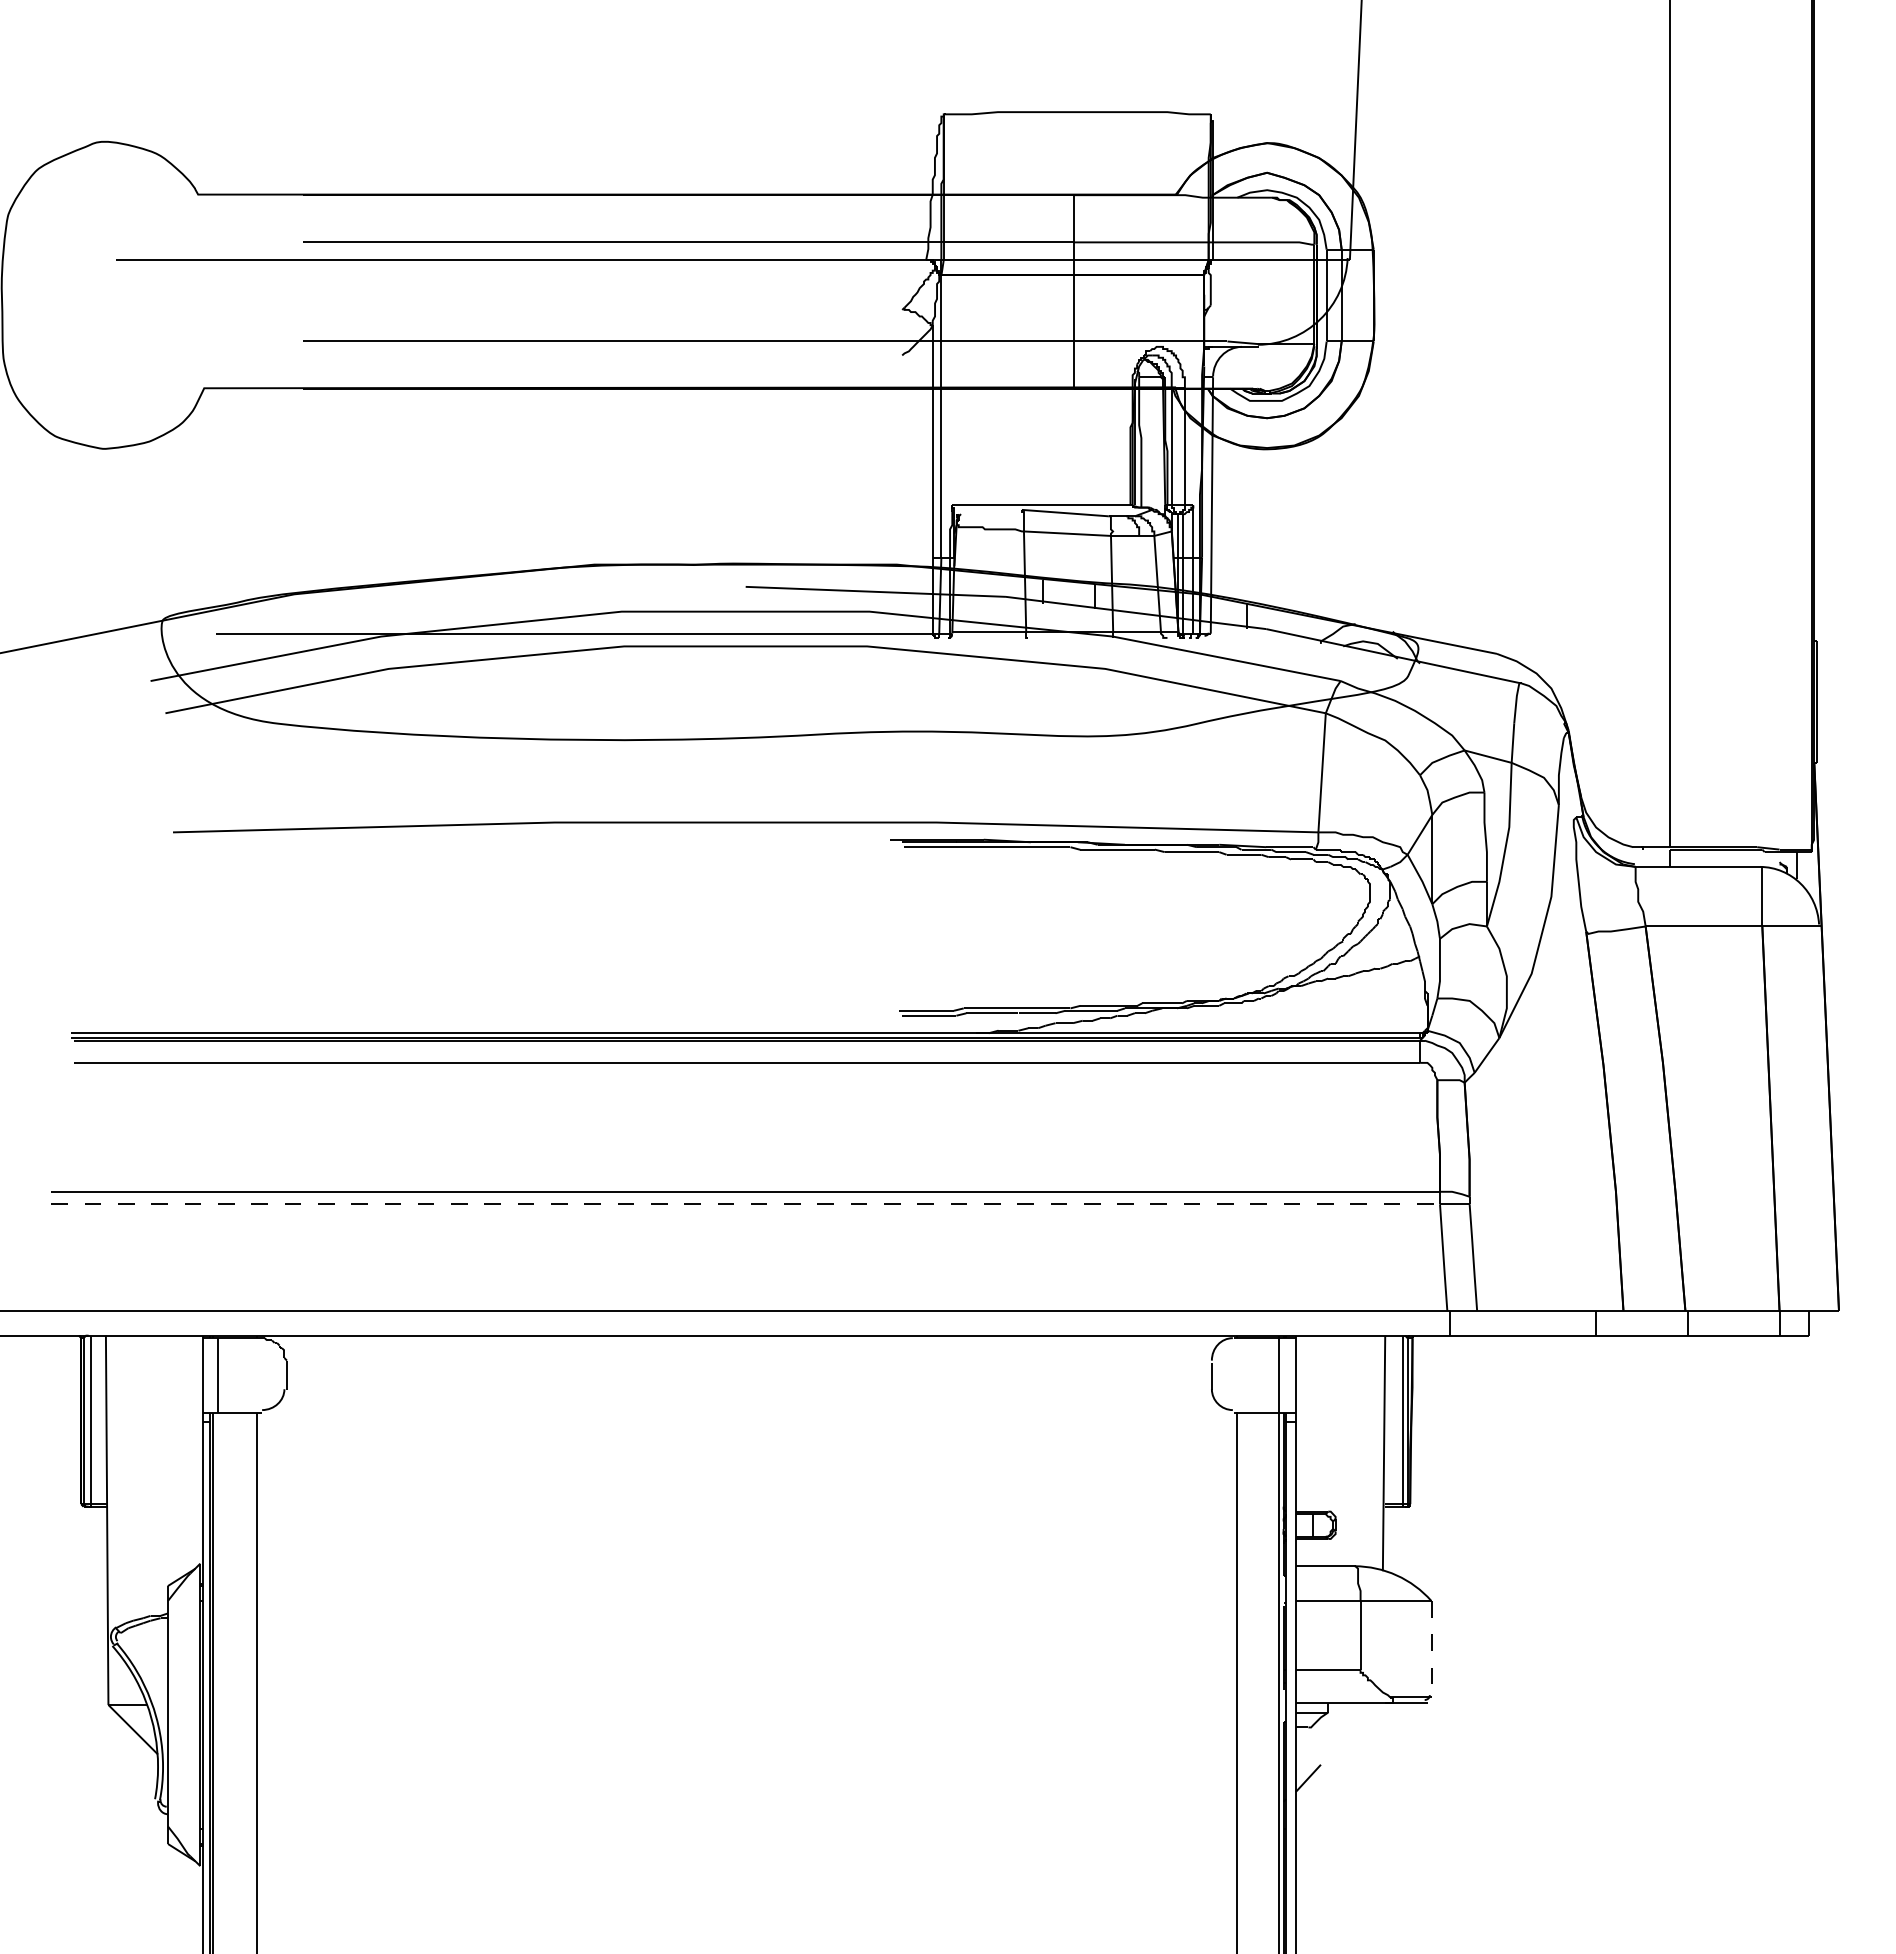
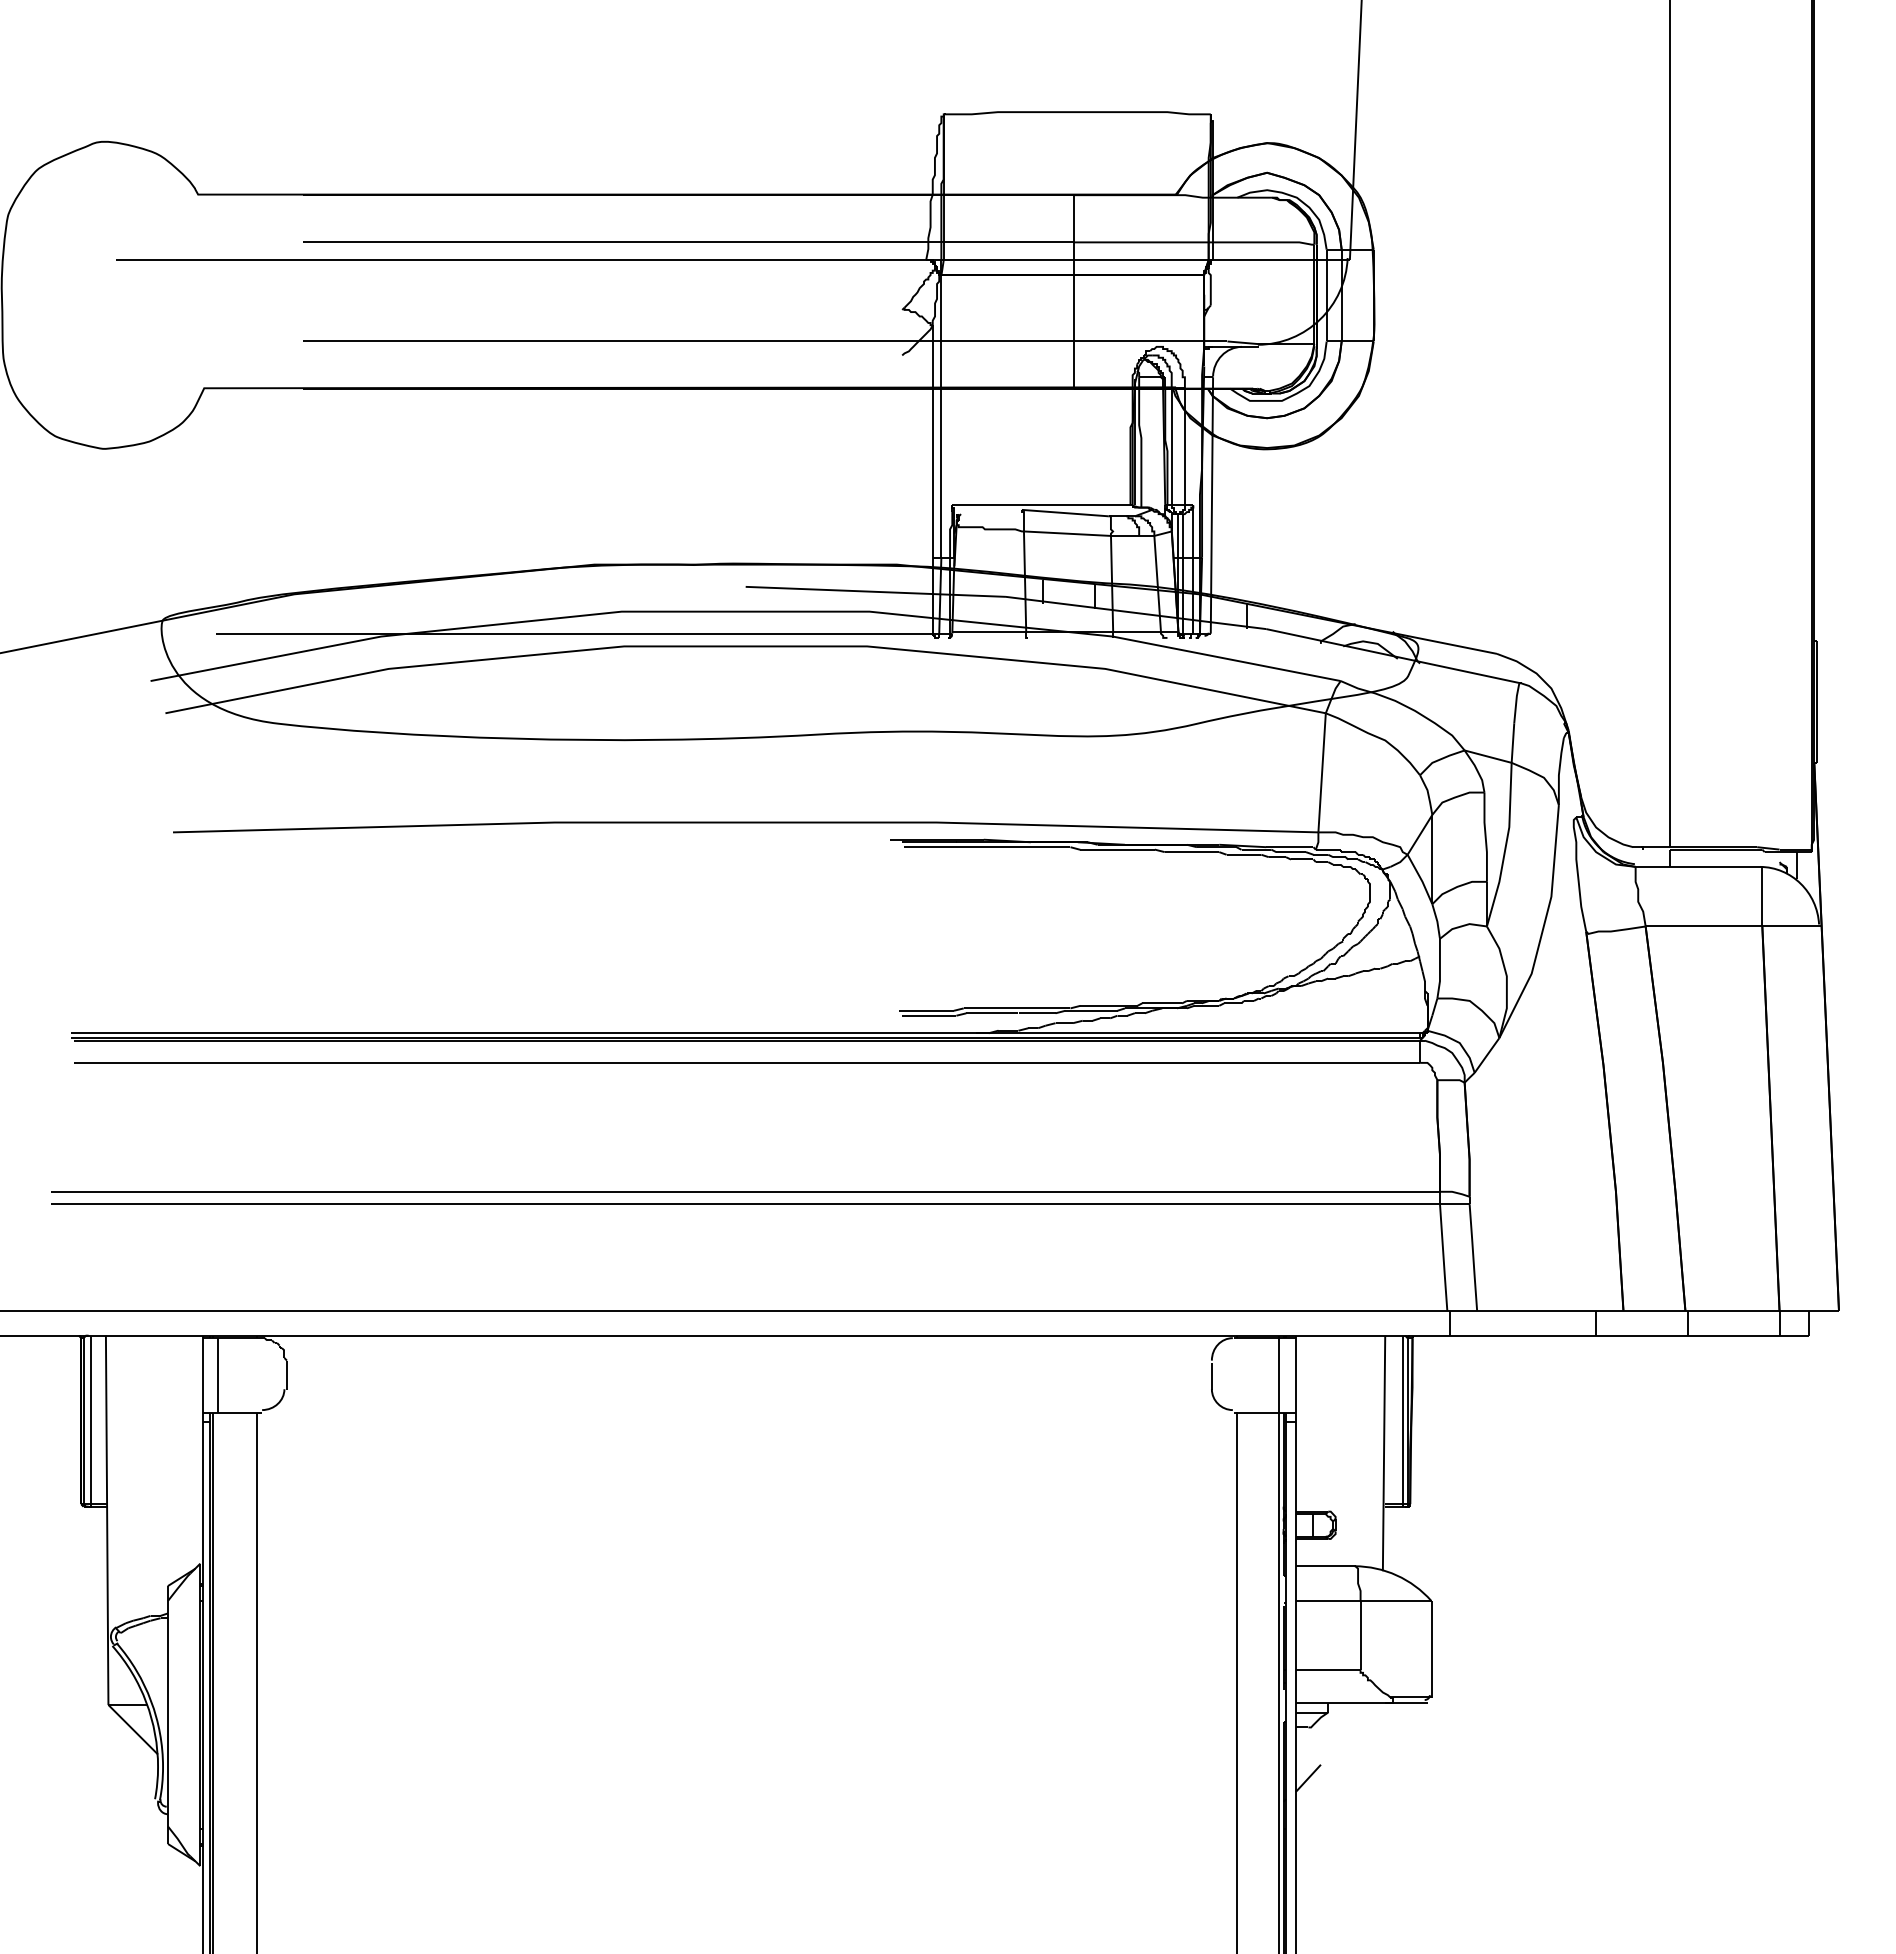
line: dashed -> solid (746, 1204)
line: dashed -> solid (1432, 1649)
